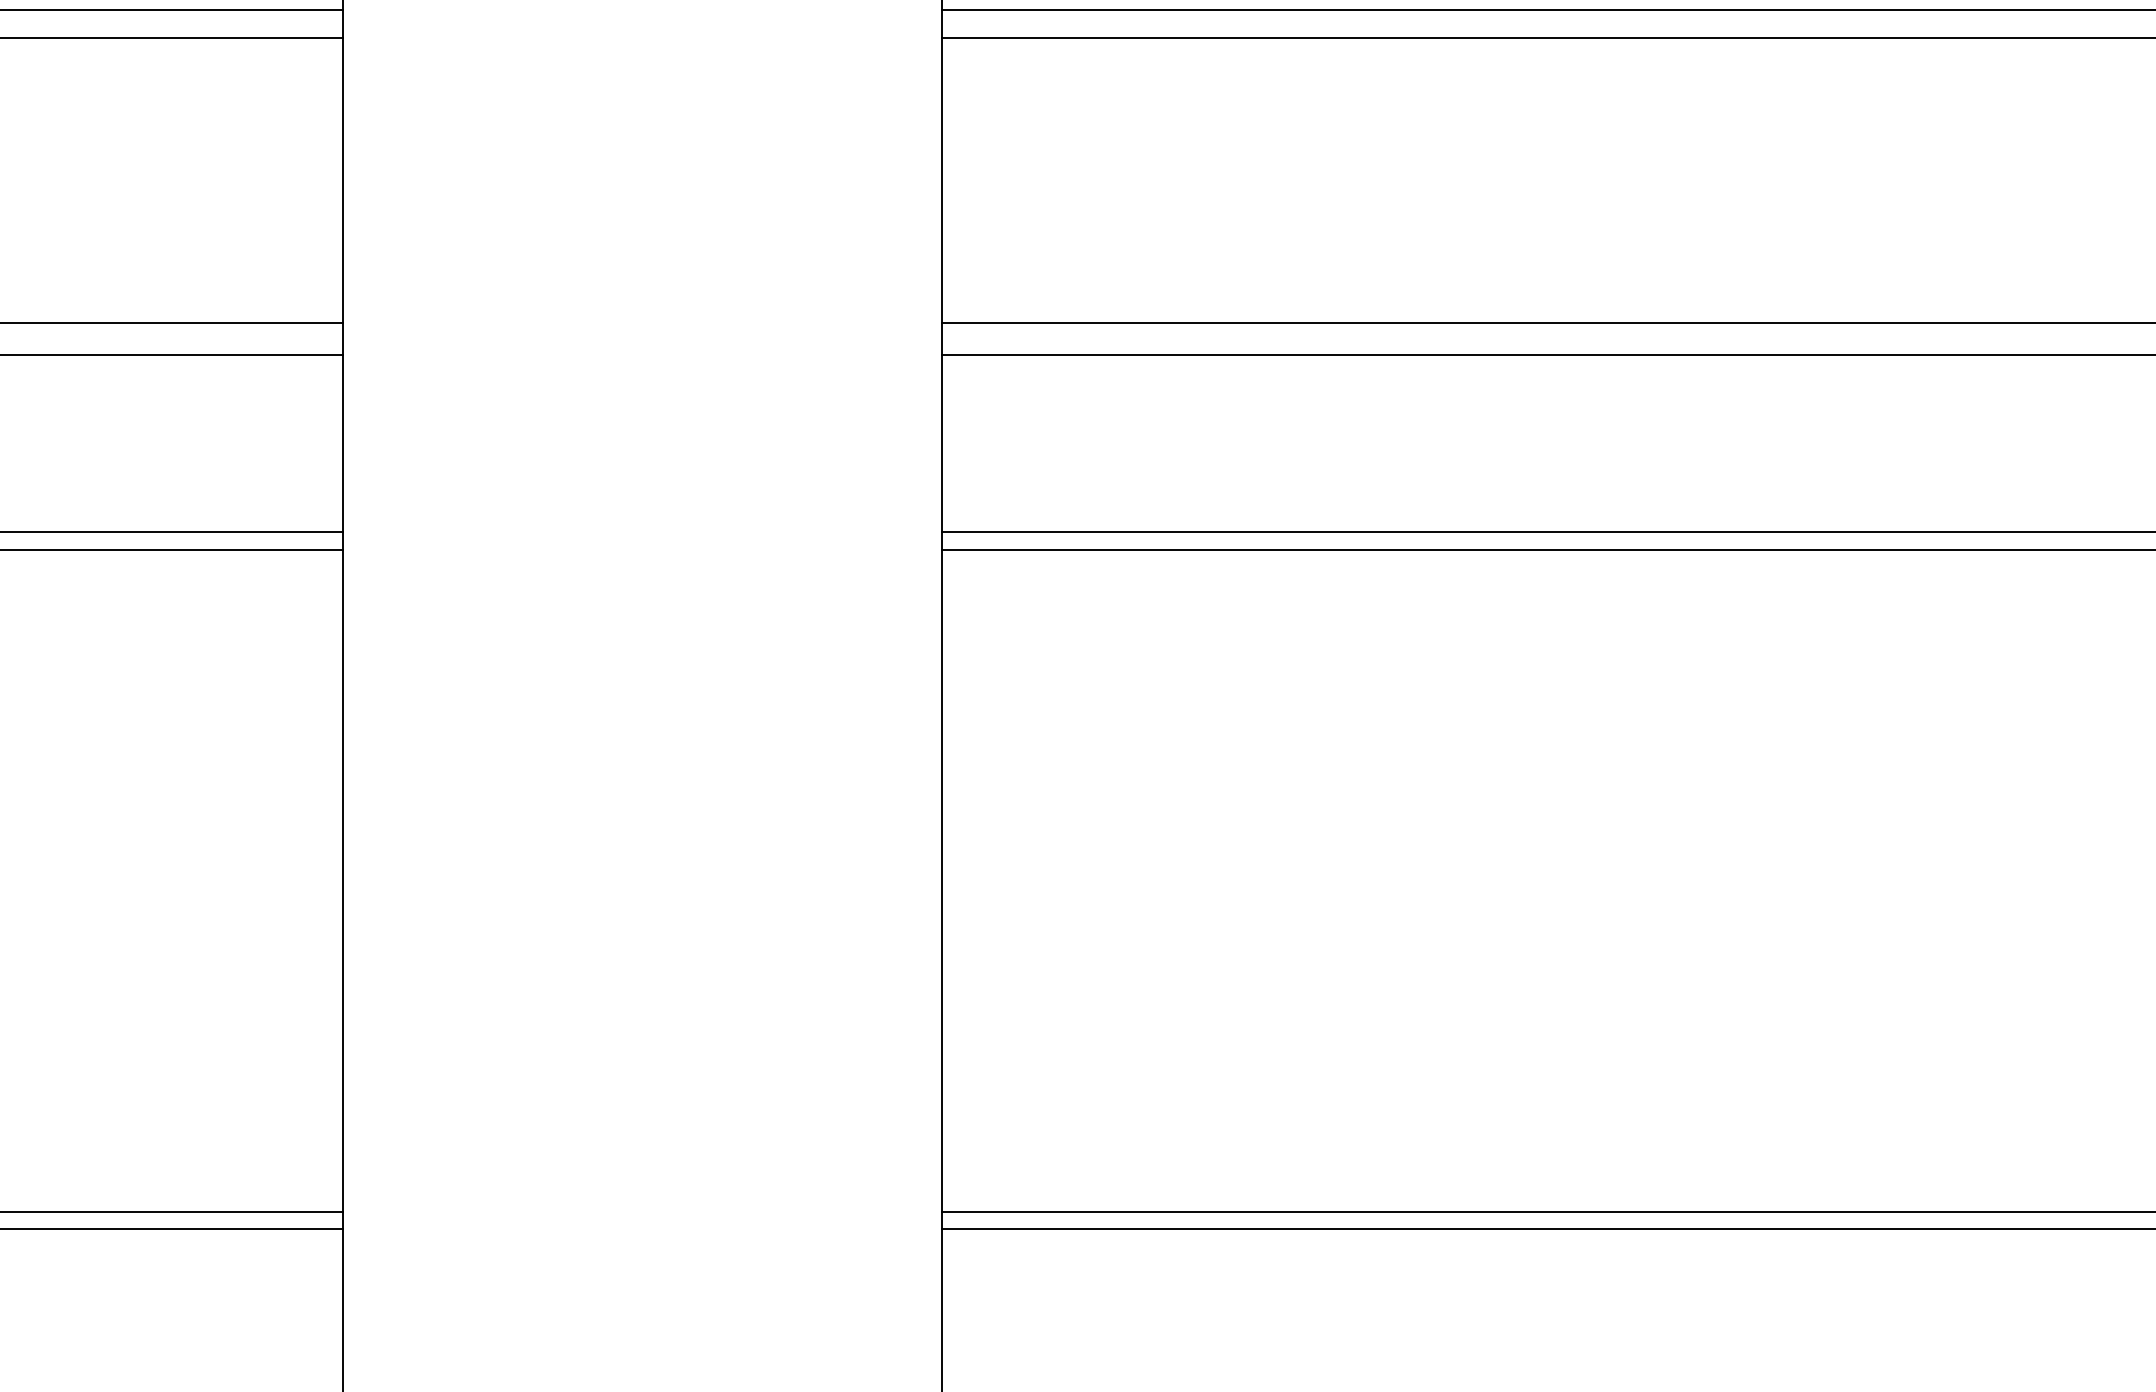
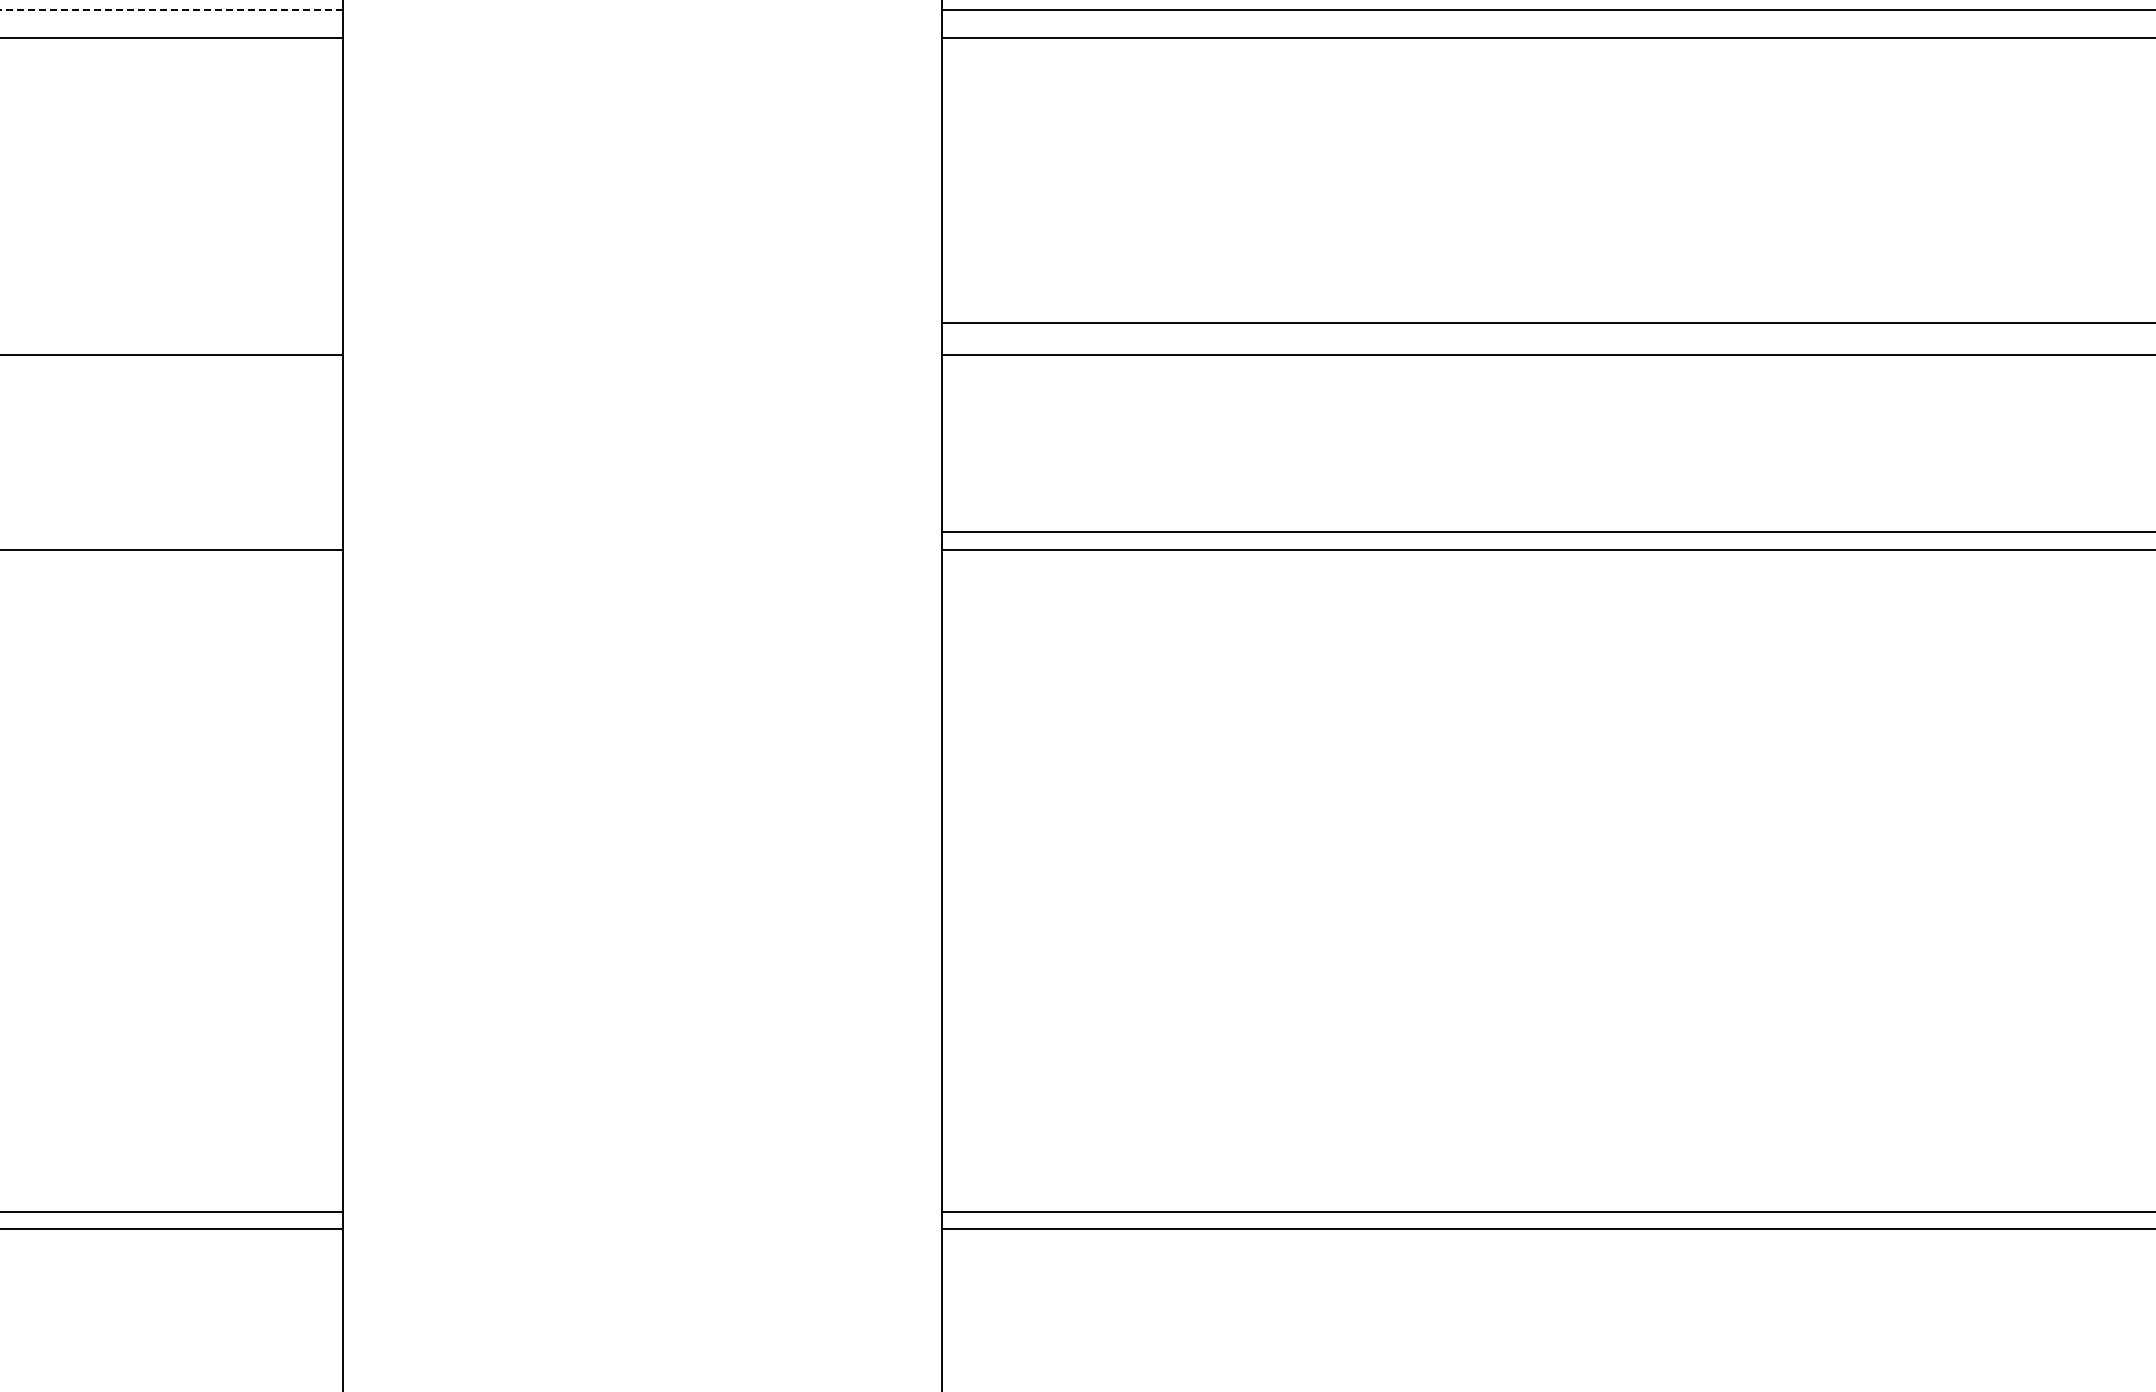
line: solid -> dashed (171, 10)
line: present -> none (172, 323)
line: present -> none (172, 532)
